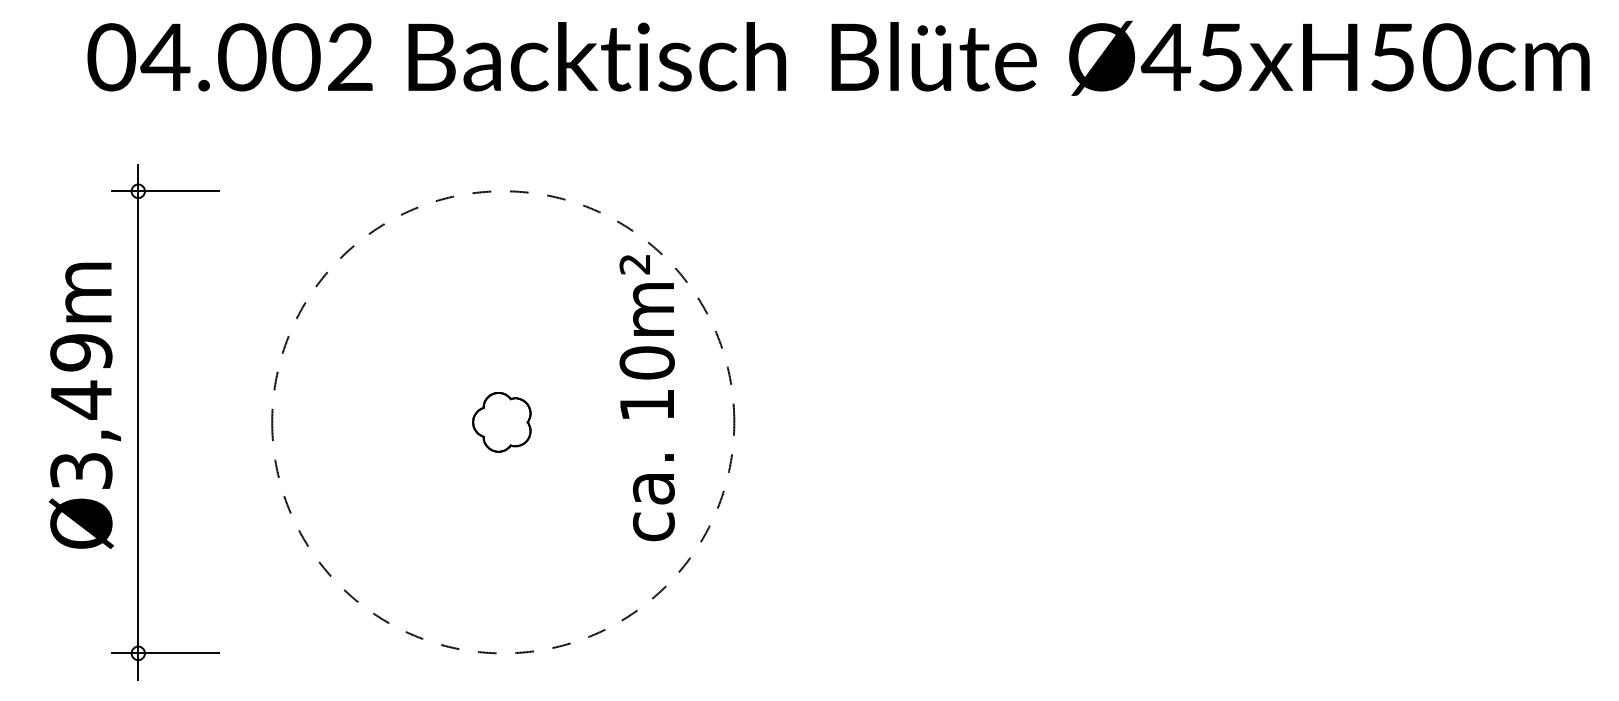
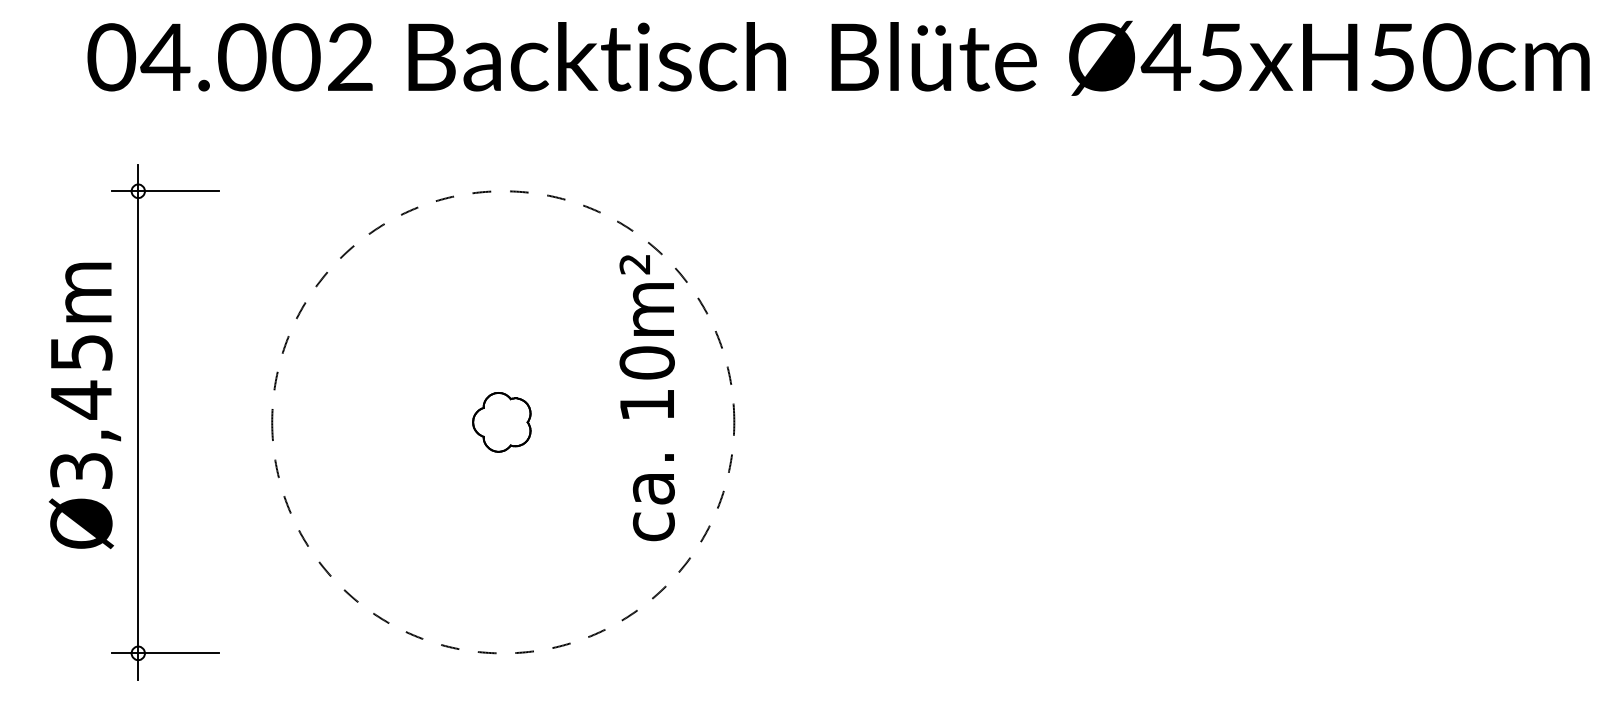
text: Ø3,49m -> Ø3,45m (81, 352)
